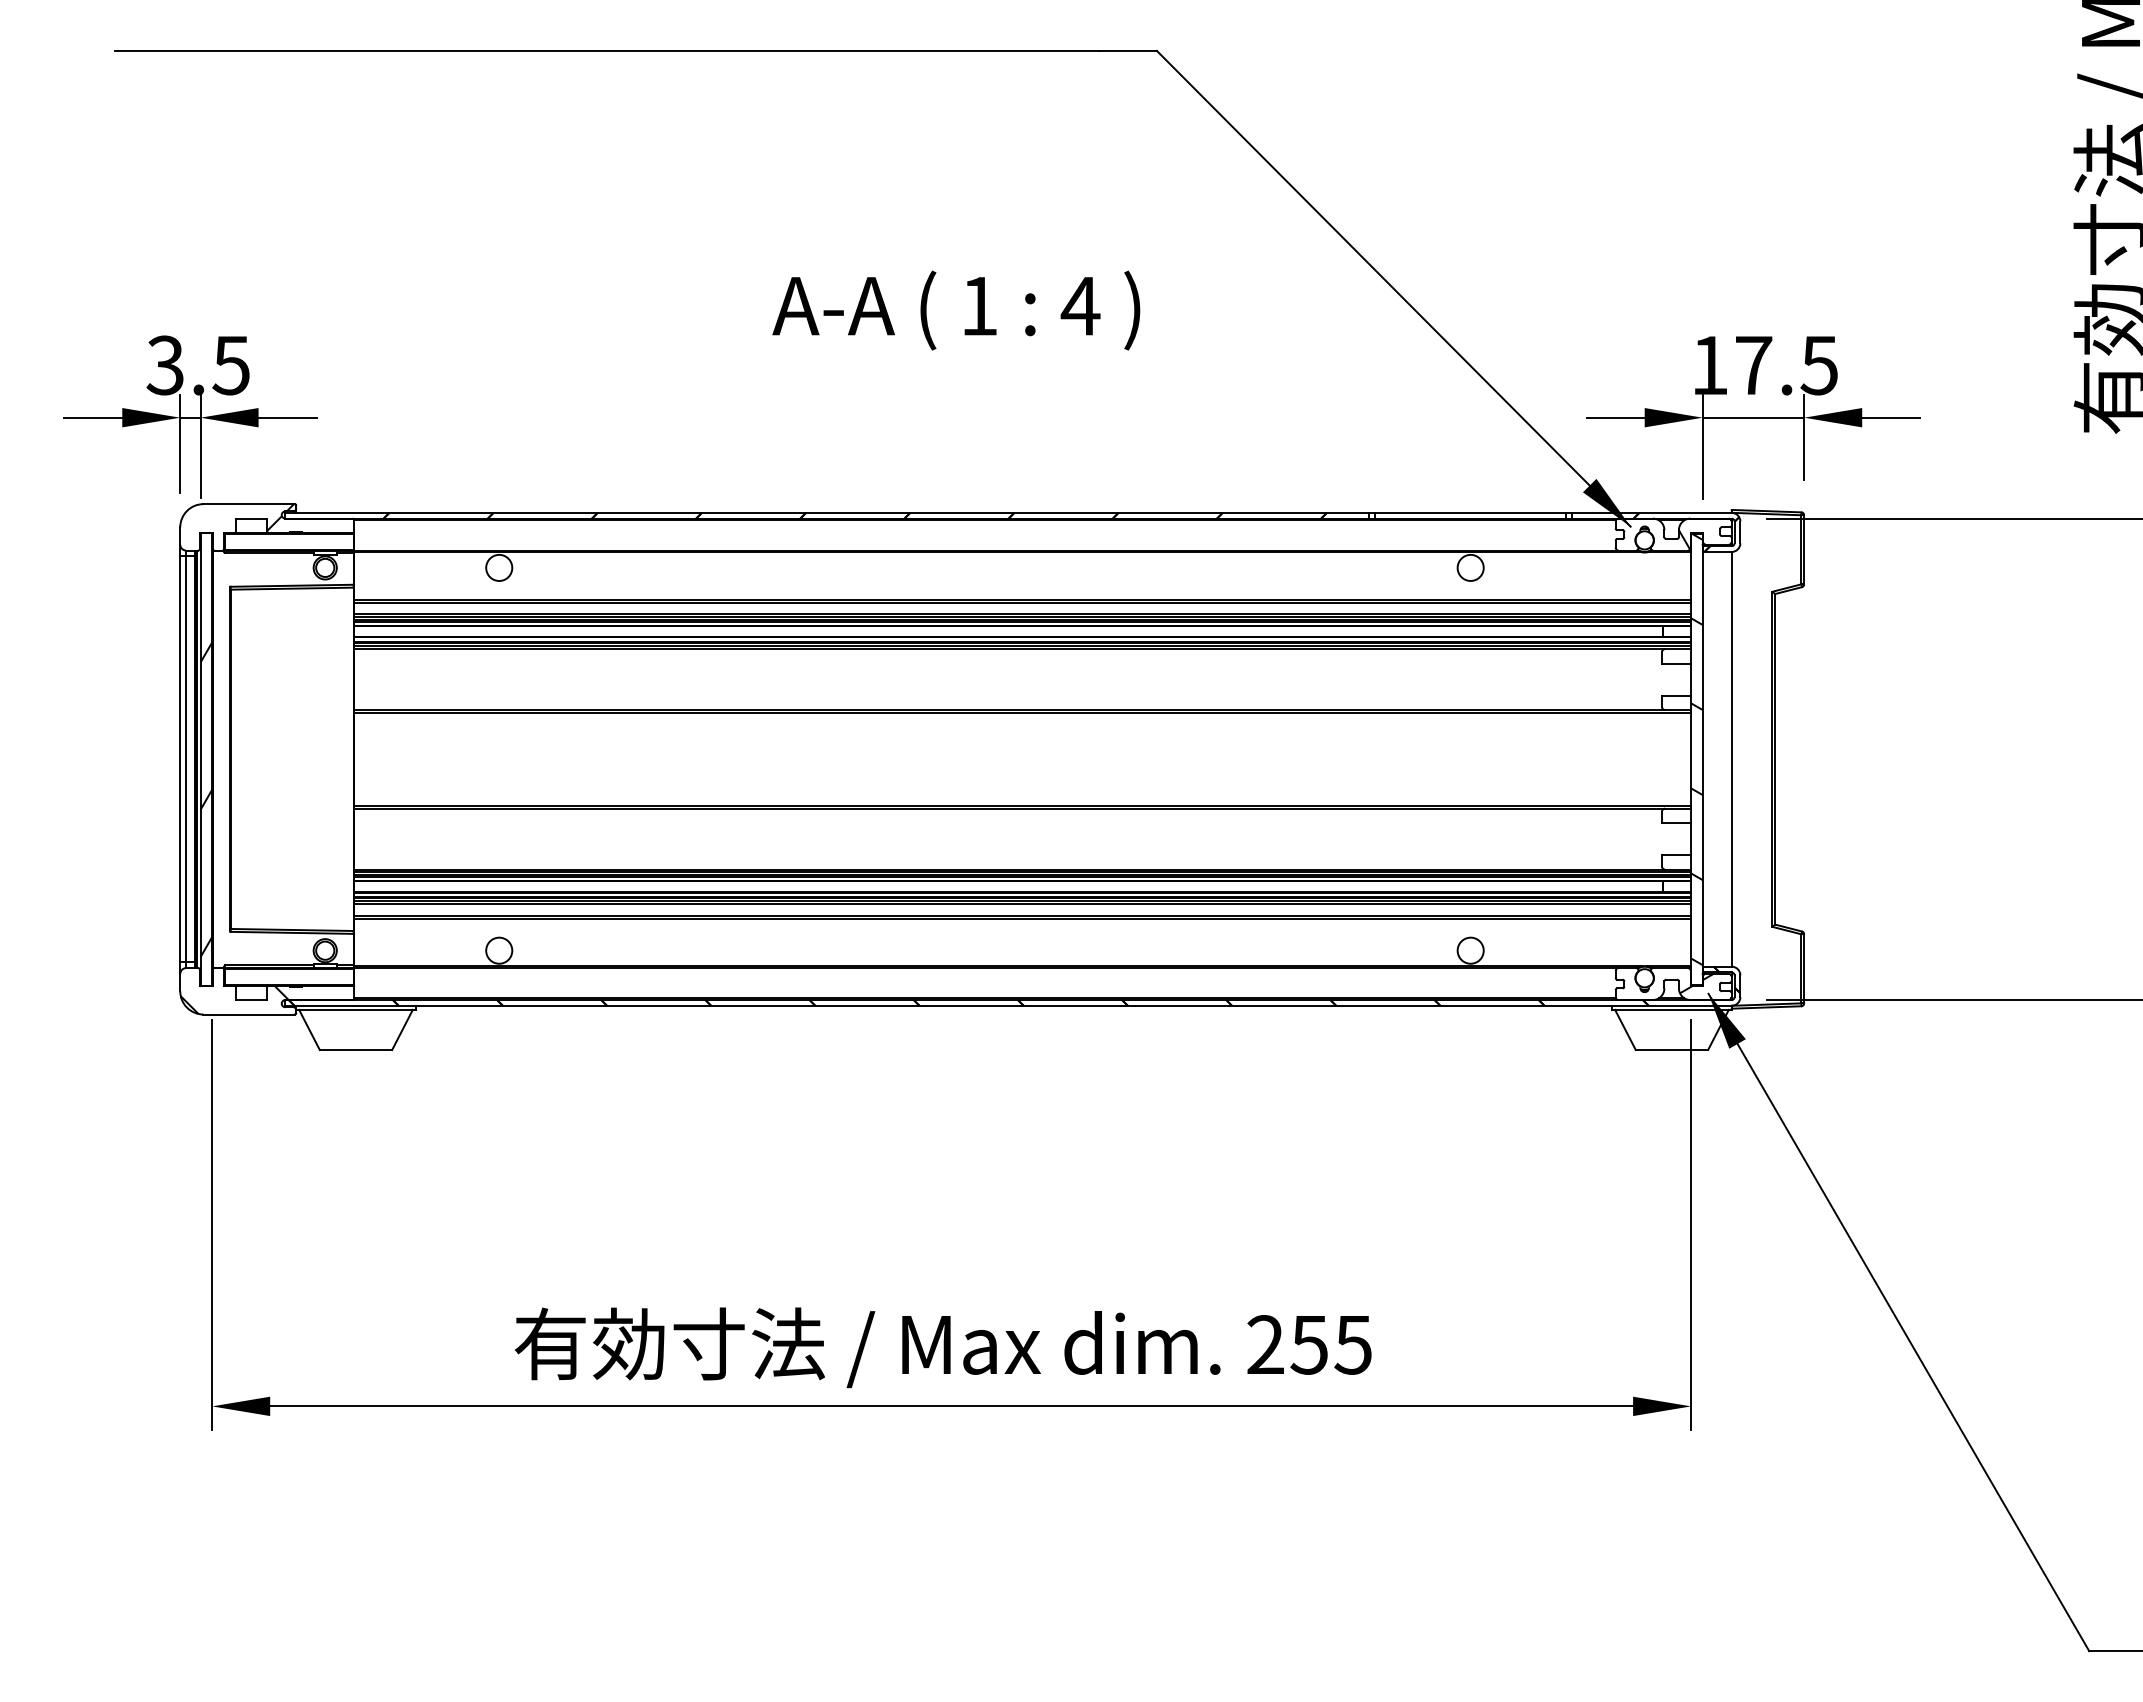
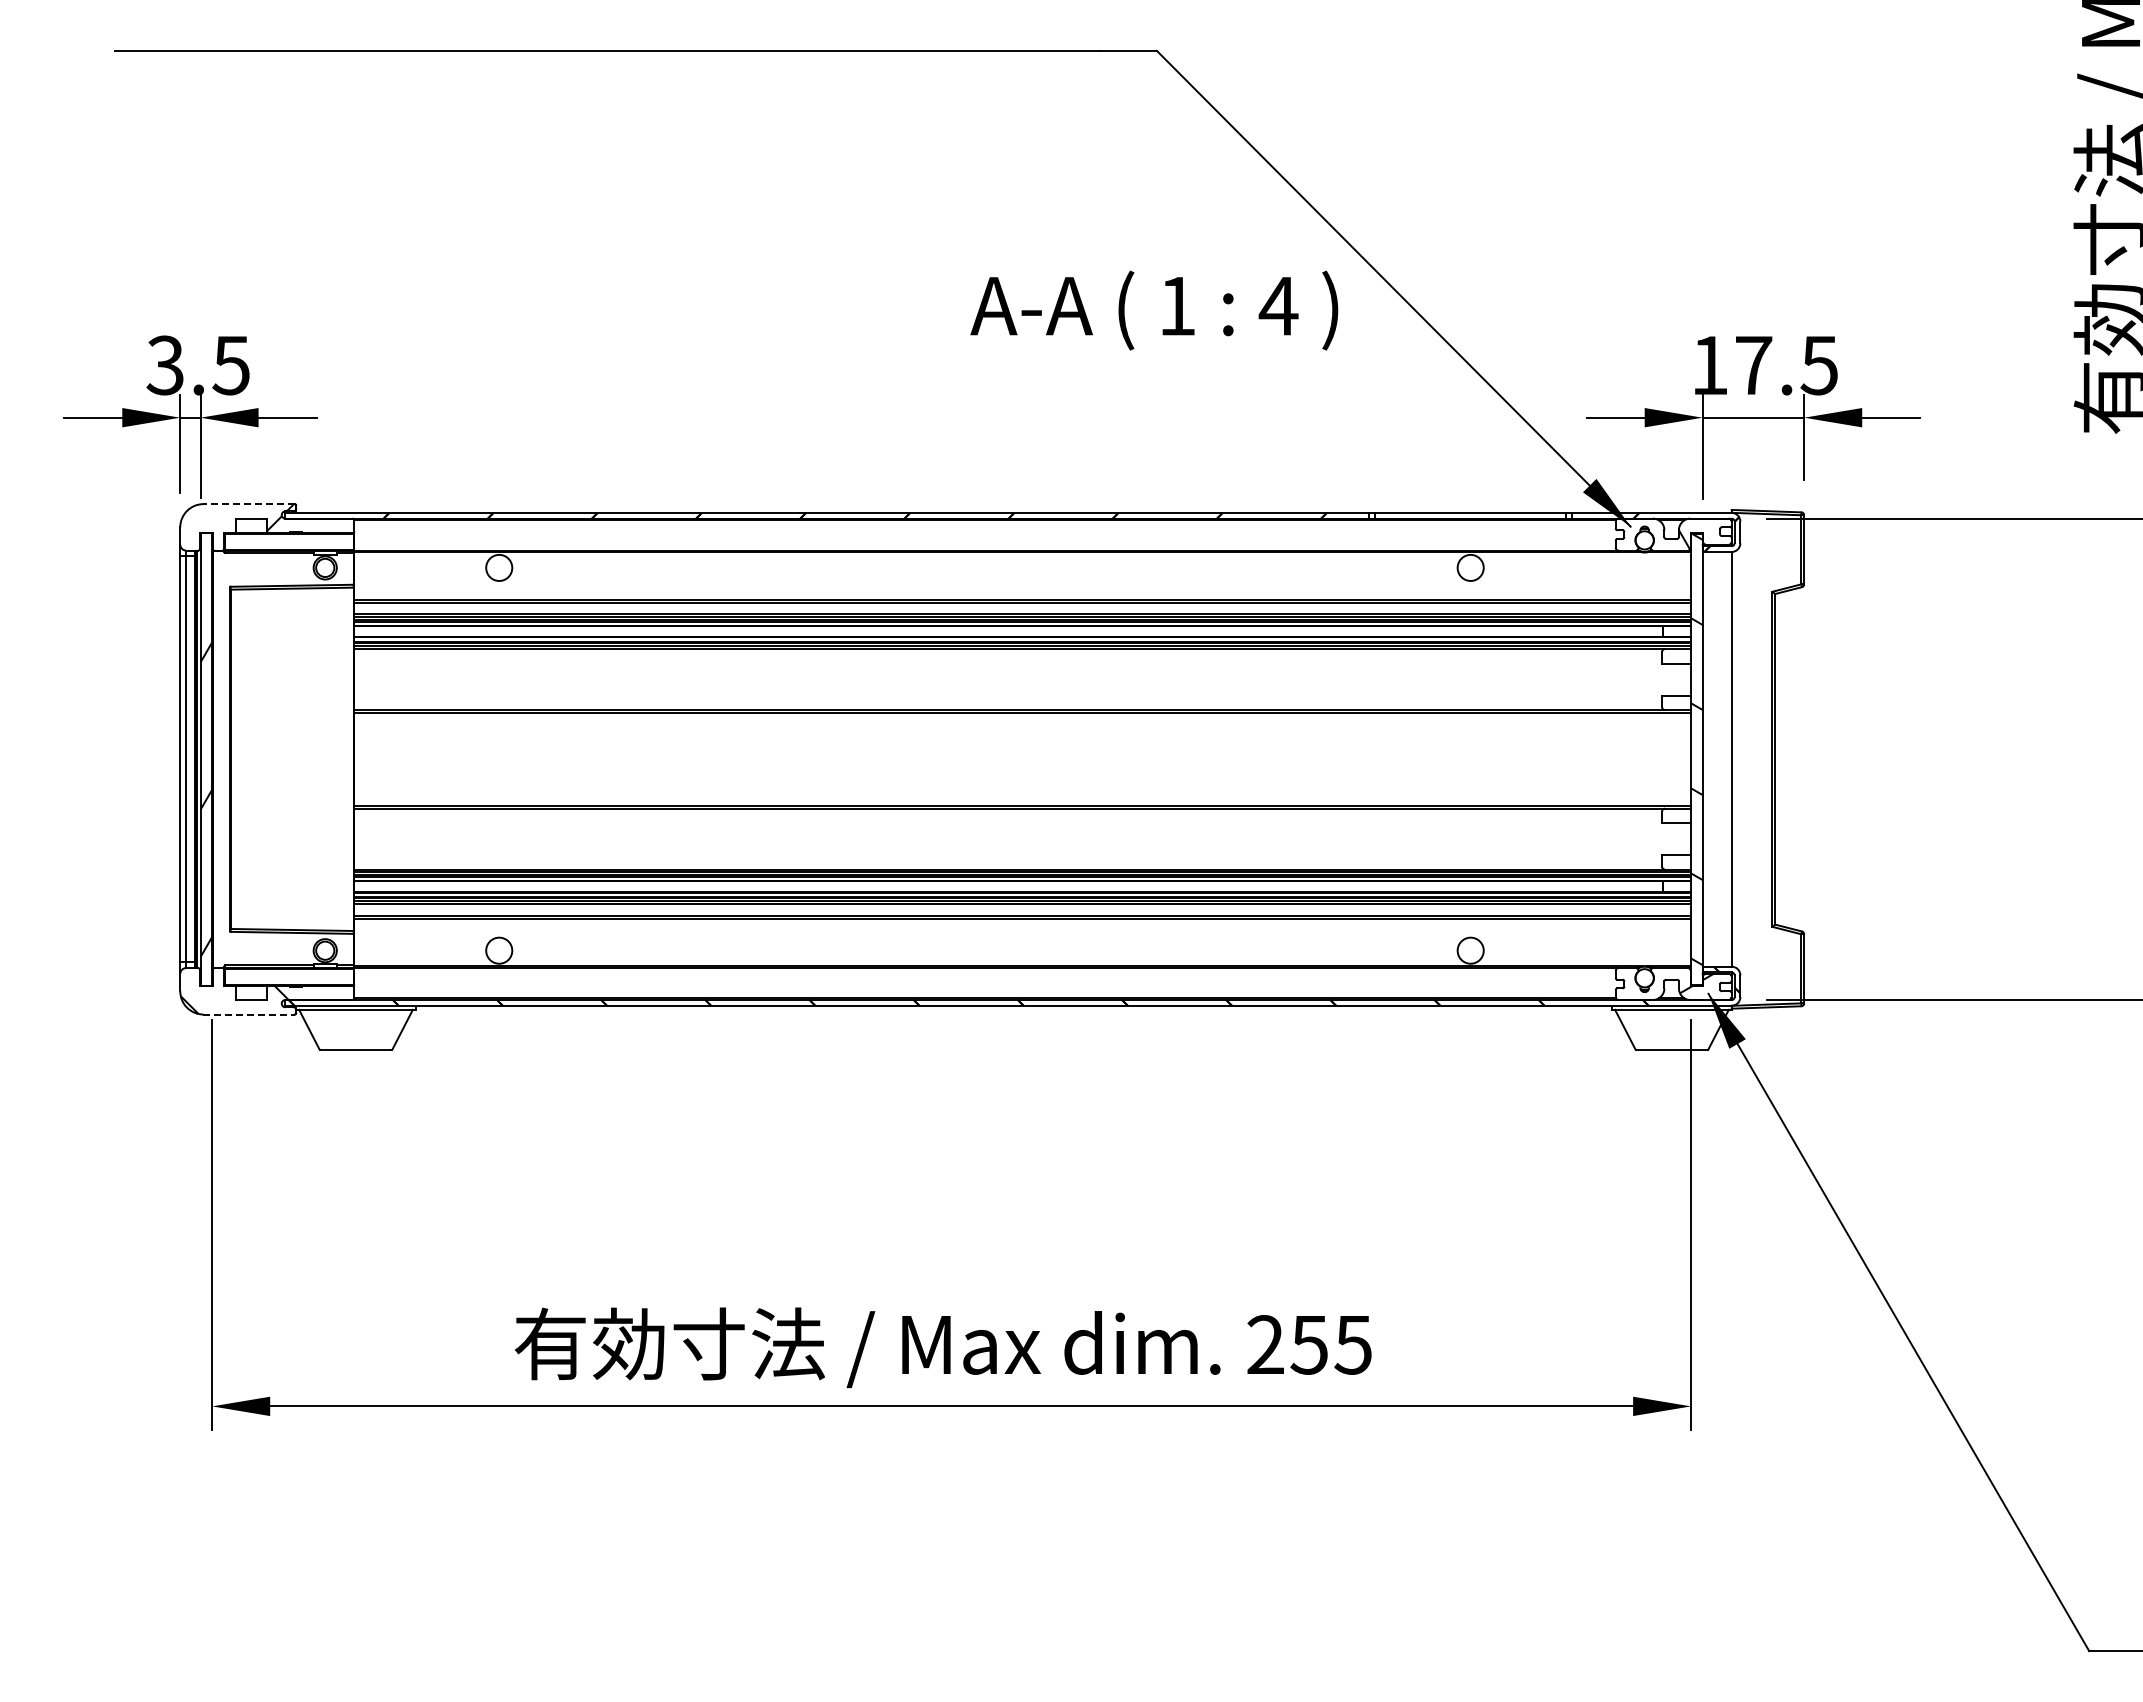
text position: (956, 310) -> (1154, 310) (1154, 310)
line: solid -> dashed (249, 504)
line: solid -> dashed (249, 1014)
